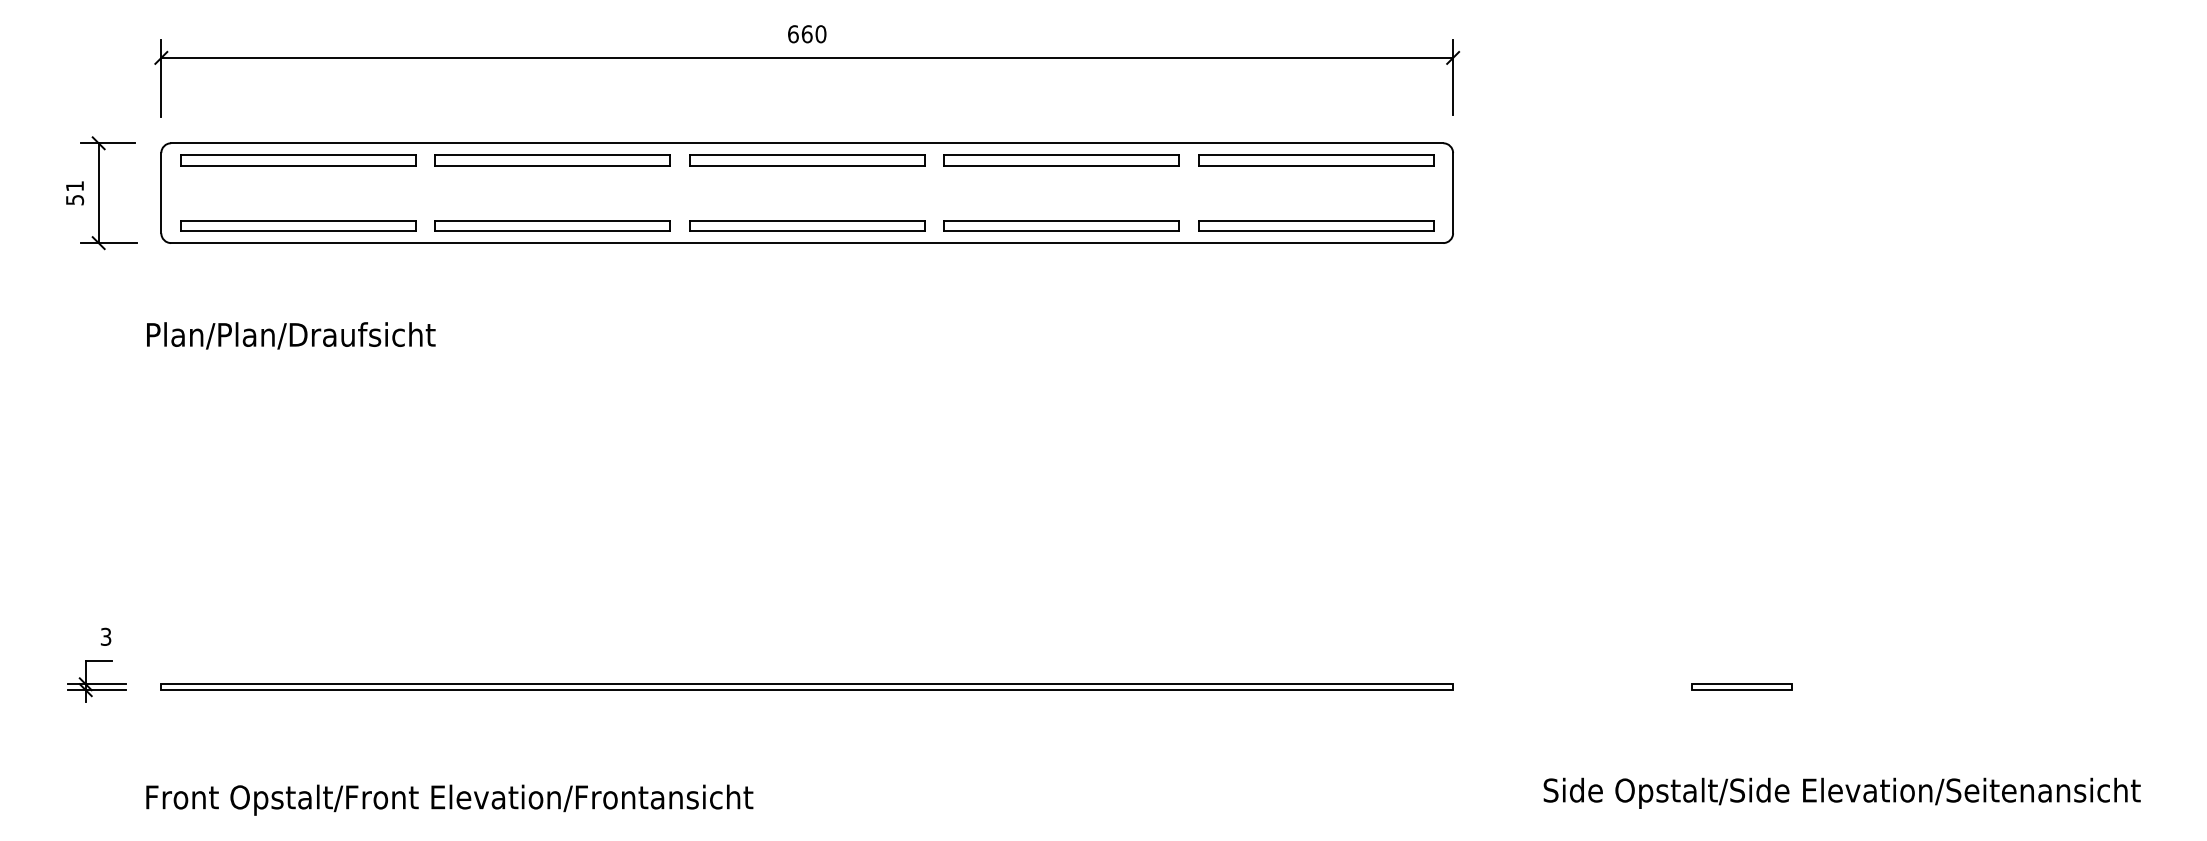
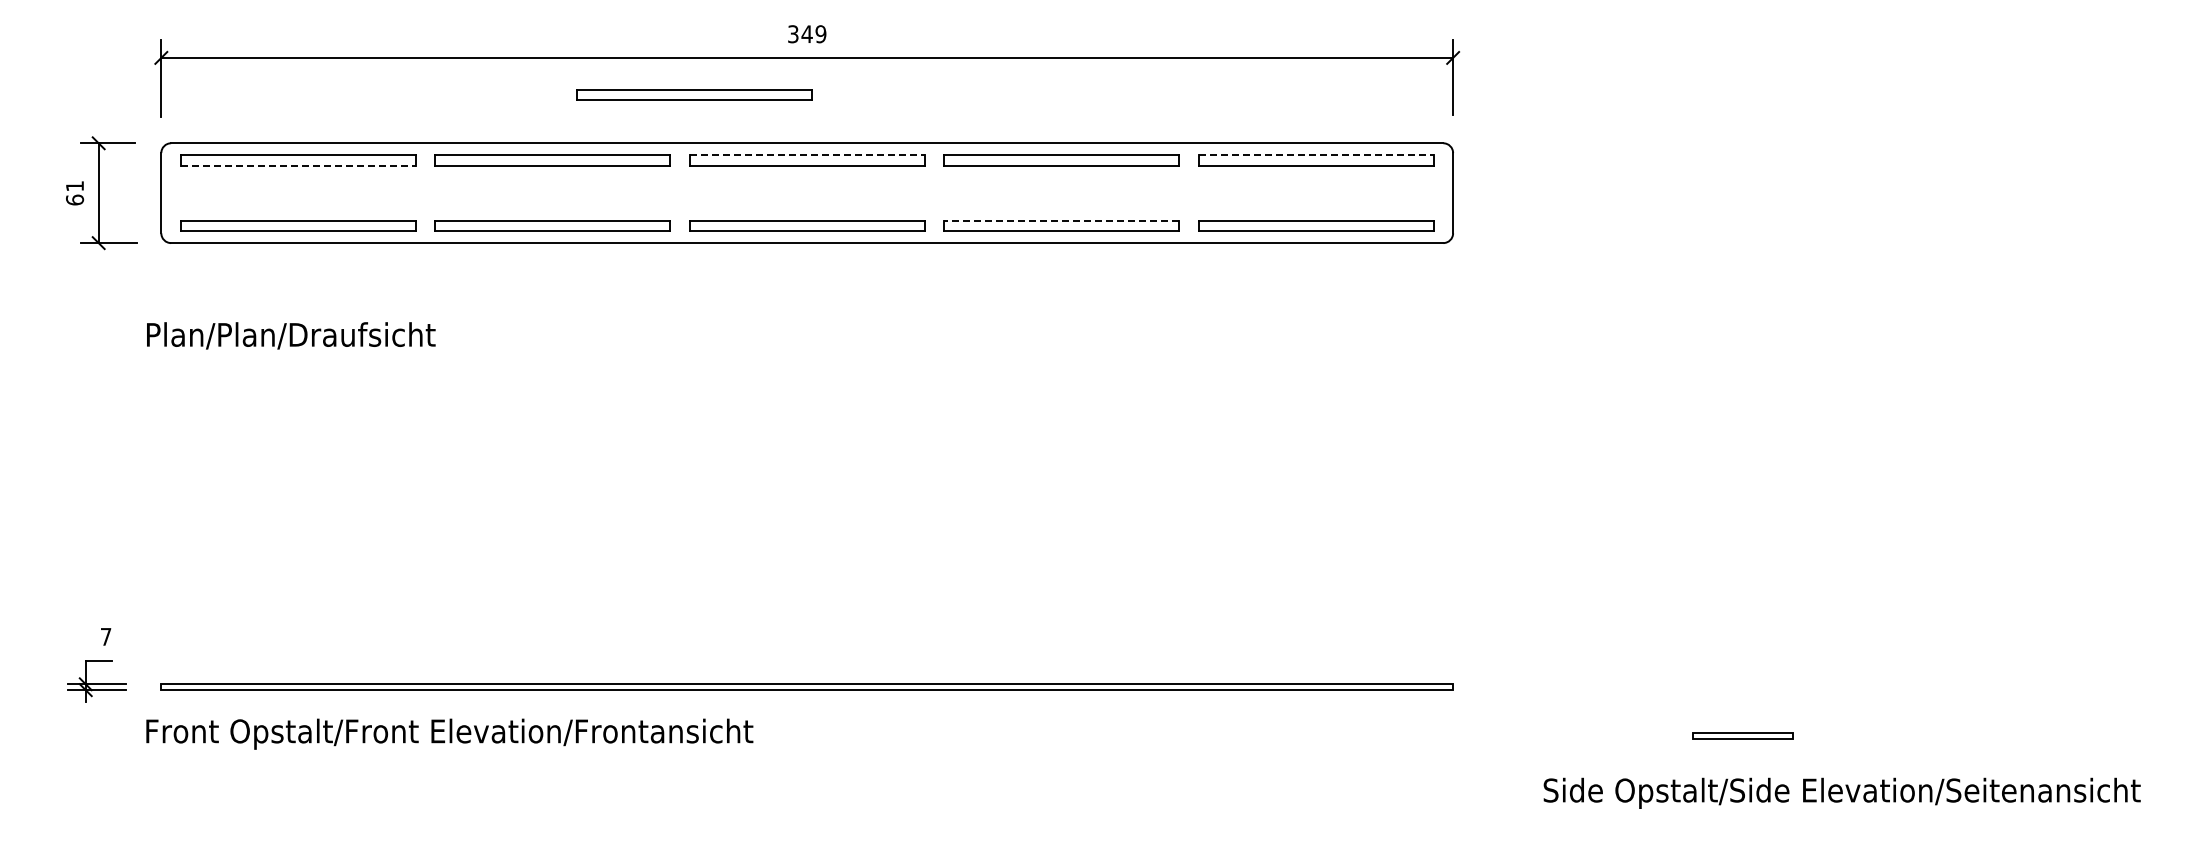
text: 660 -> 349 (807, 34)
part: none -> present (694, 94)
line: solid -> dashed (807, 155)
line: solid -> dashed (1316, 155)
line: solid -> dashed (298, 165)
text: 51 -> 61 (75, 199)
line: solid -> dashed (1061, 220)
text: 3 -> 7 (105, 636)
part position: (1741, 686) -> (1742, 735) (1742, 735)
text position: (449, 799) -> (449, 733) (449, 733)
